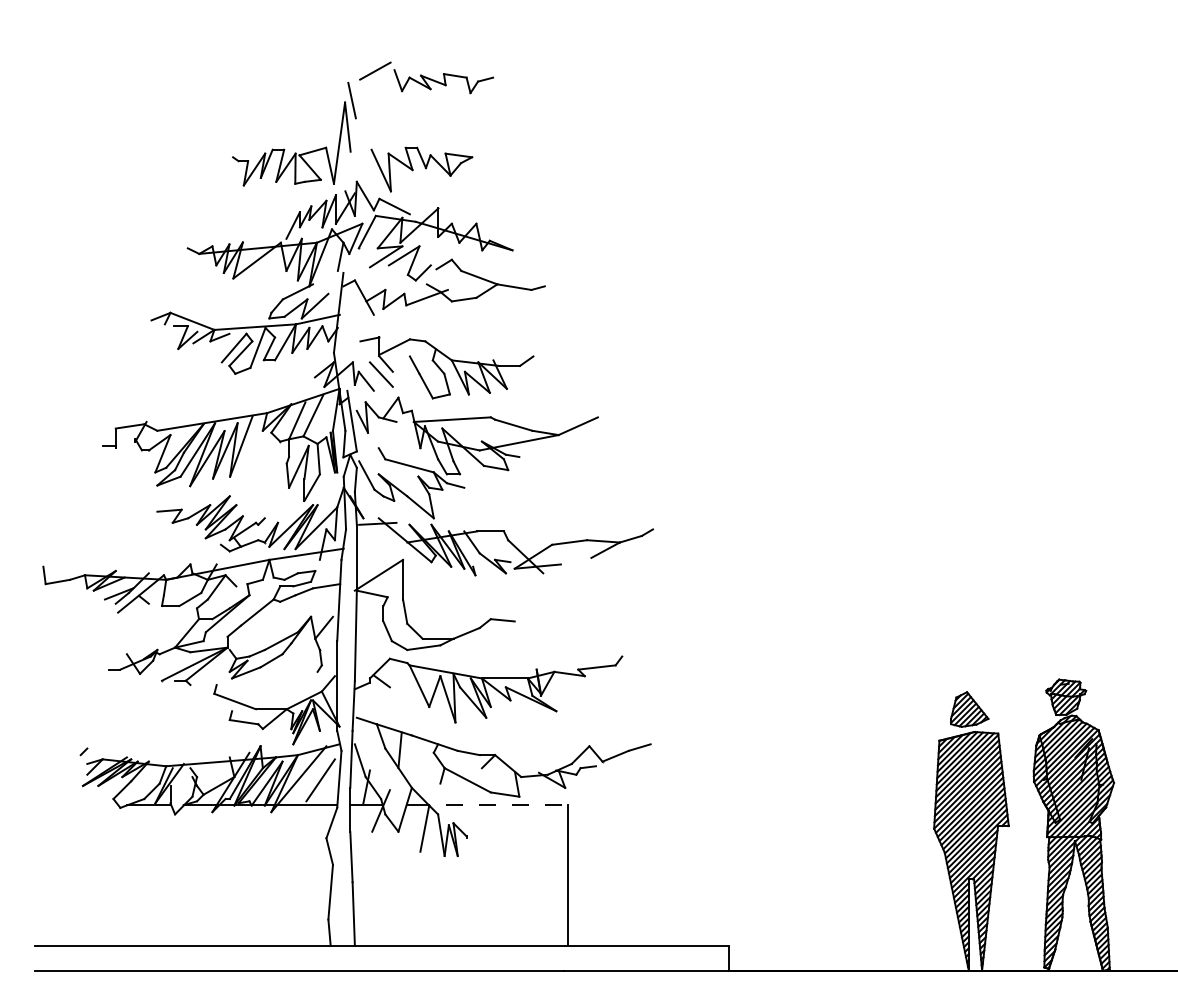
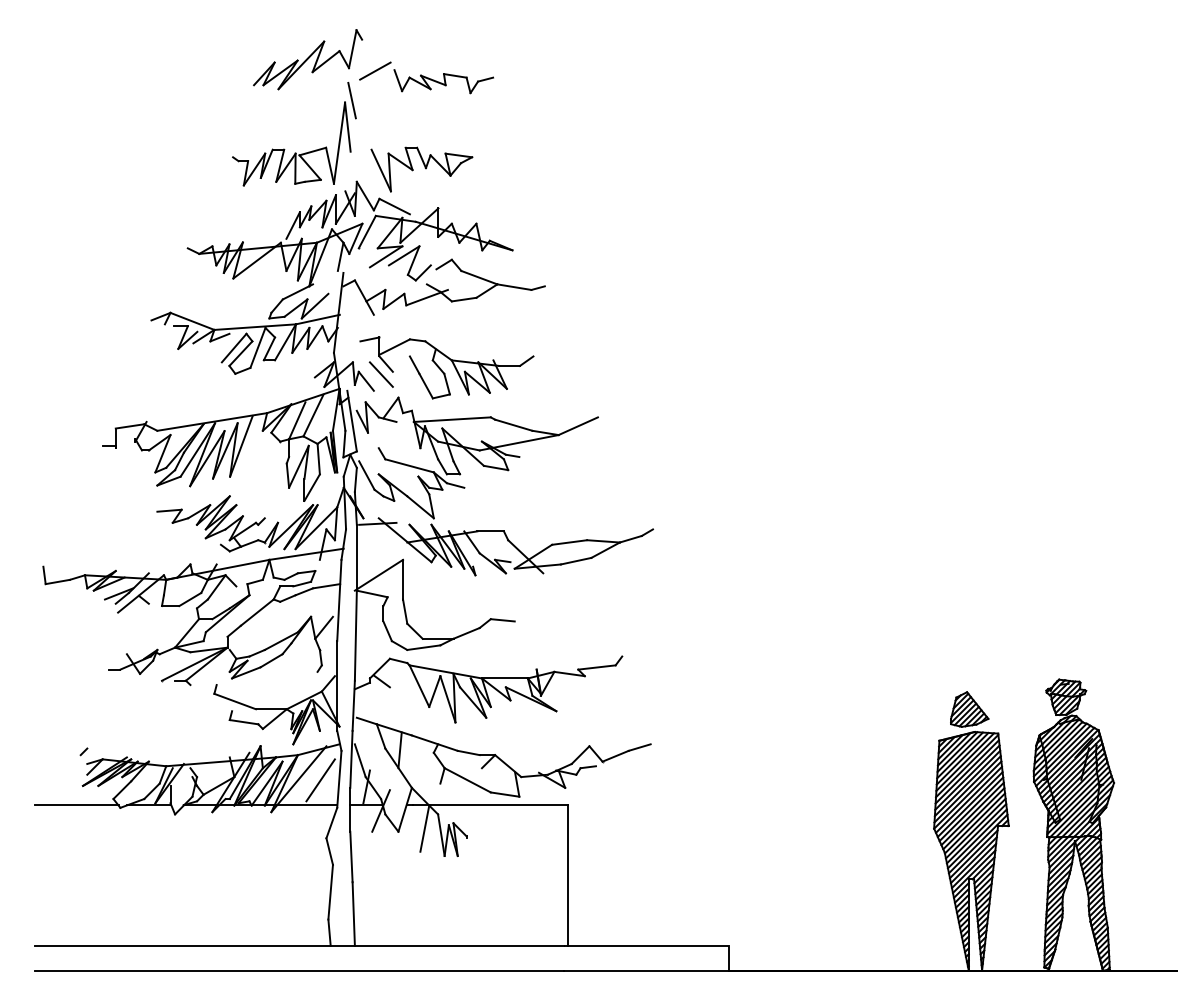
part: none -> present (308, 59)
line: none -> present (575, 560)
line: none -> present (76, 805)
line: dashed -> solid (490, 805)
